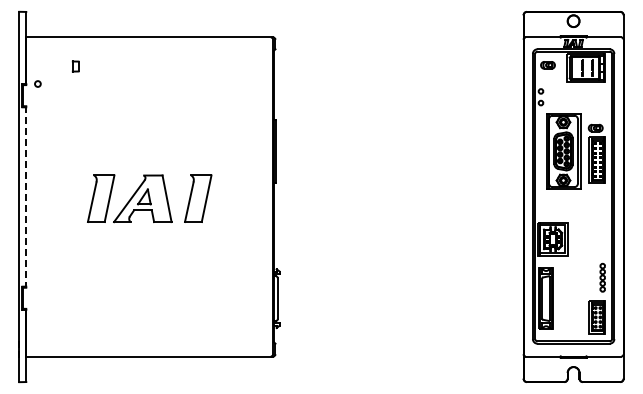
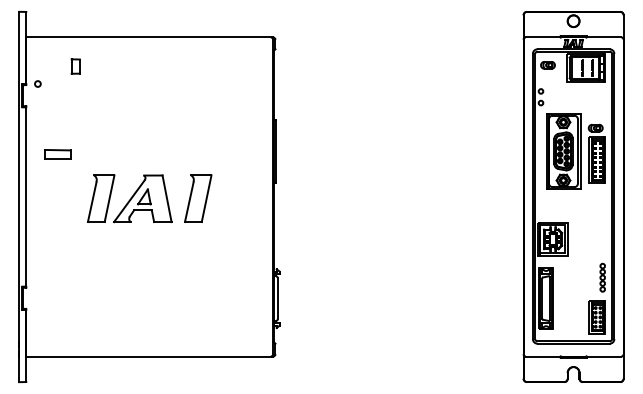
part size: 9x13 px -> 11x17 px (75, 66)
part: none -> present (57, 154)
line: dashed -> solid (26, 196)
